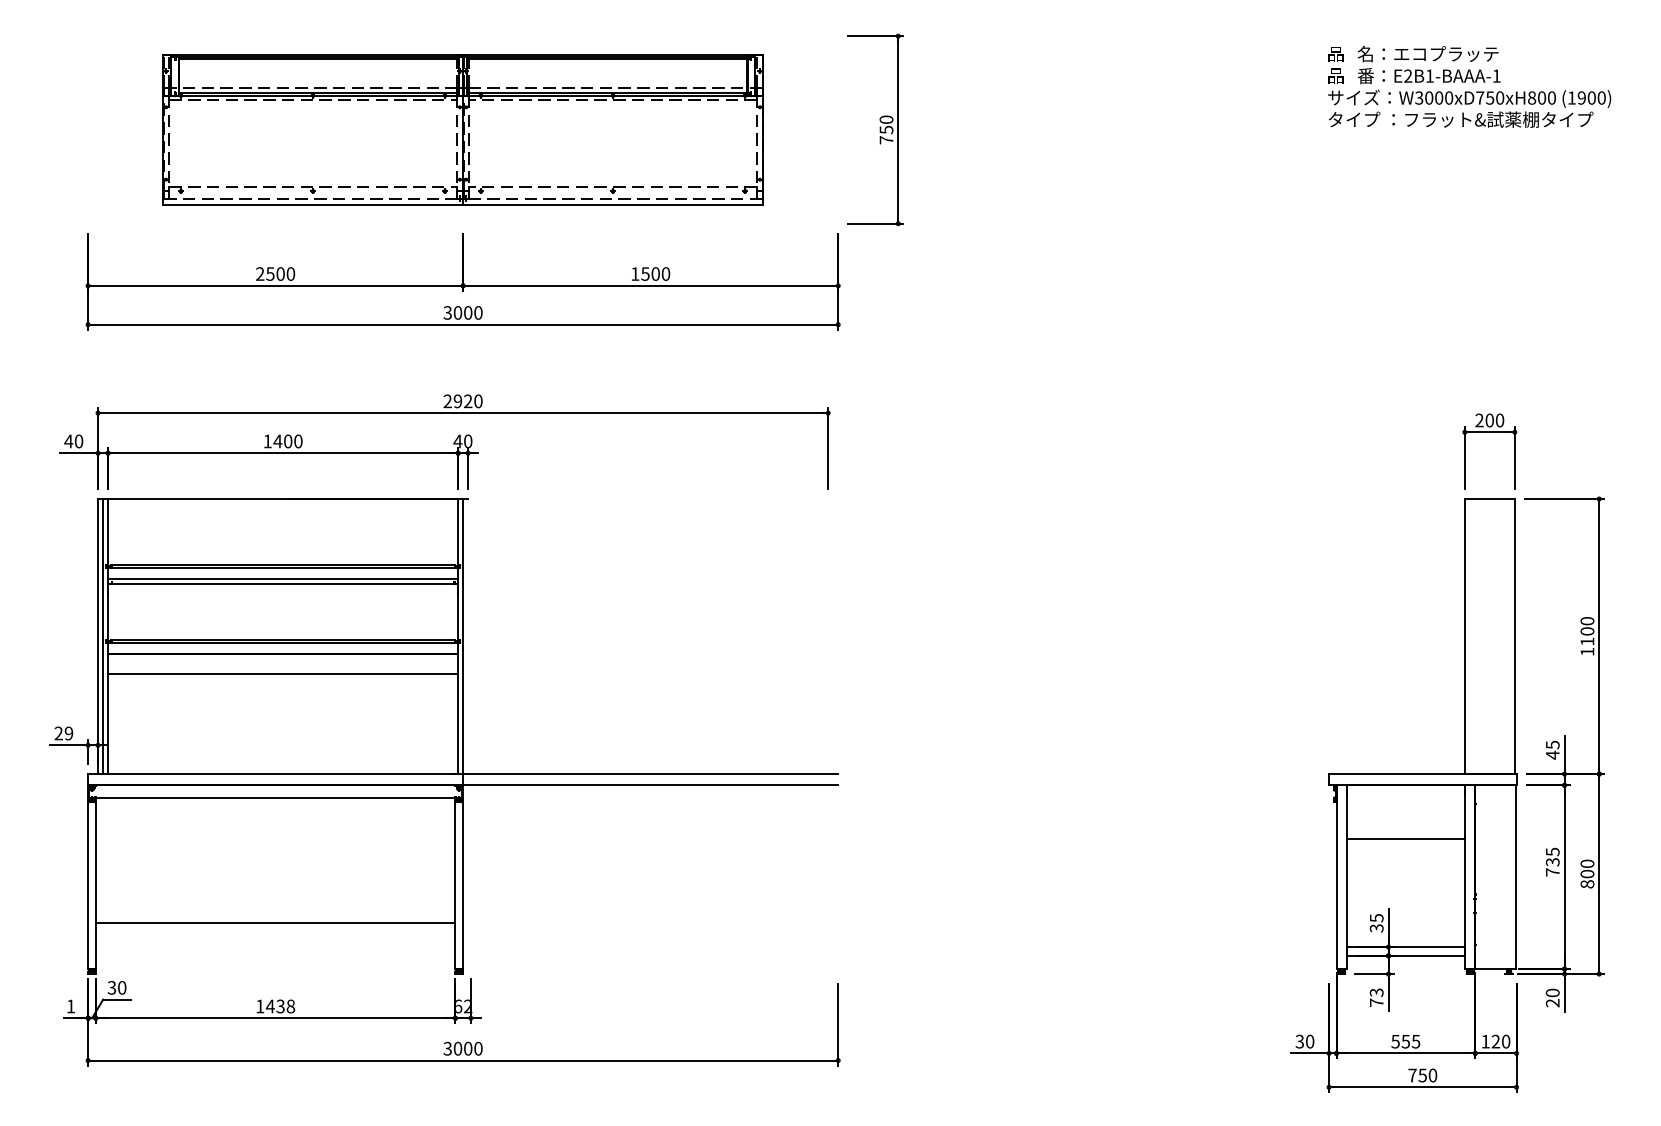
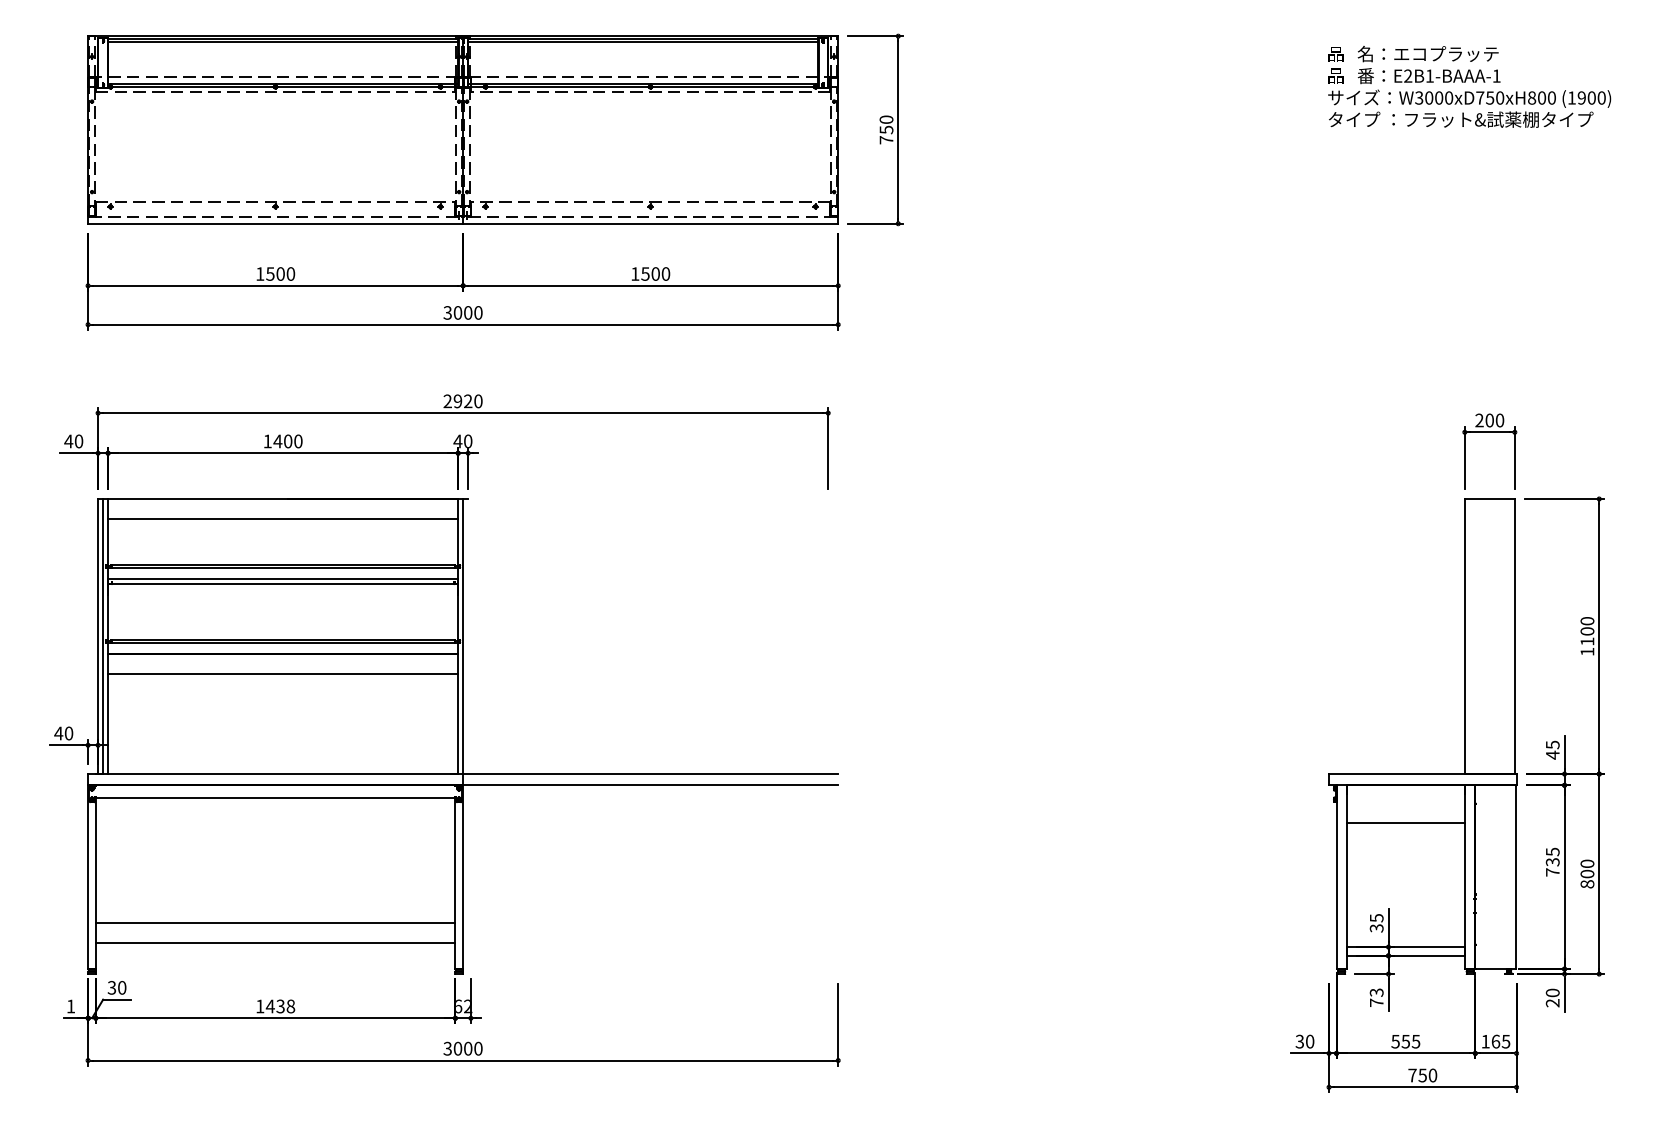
part size: 602x152 px -> 752x190 px (462, 129)
text: 2500 -> 1500 (260, 273)
line: none -> present (283, 519)
text: 29 -> 40 (63, 733)
line position: (1405, 838) -> (1405, 822) (1405, 822)
line: none -> present (275, 943)
text: 120 -> 165 (1500, 1041)
